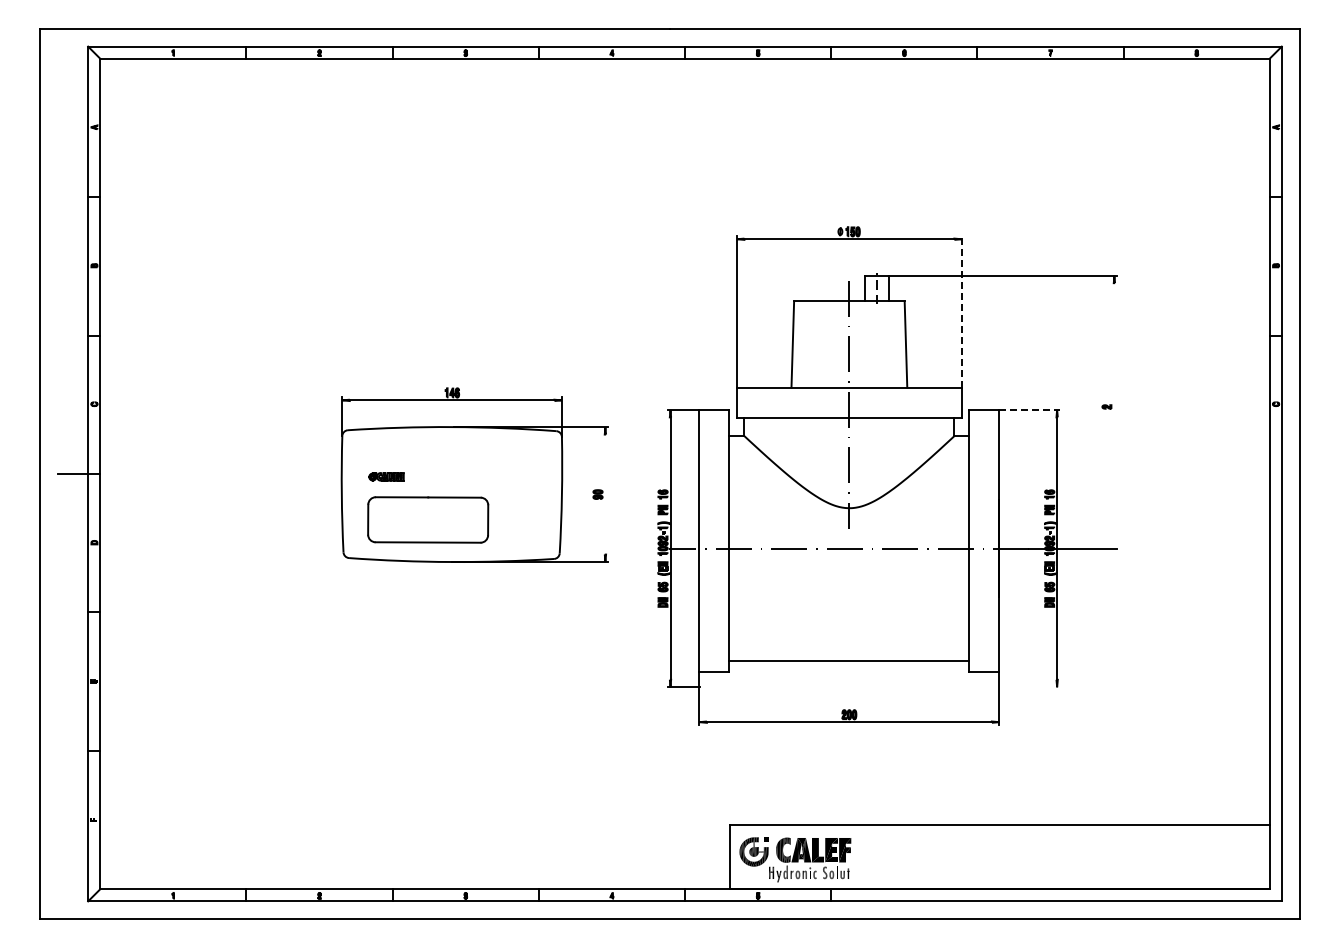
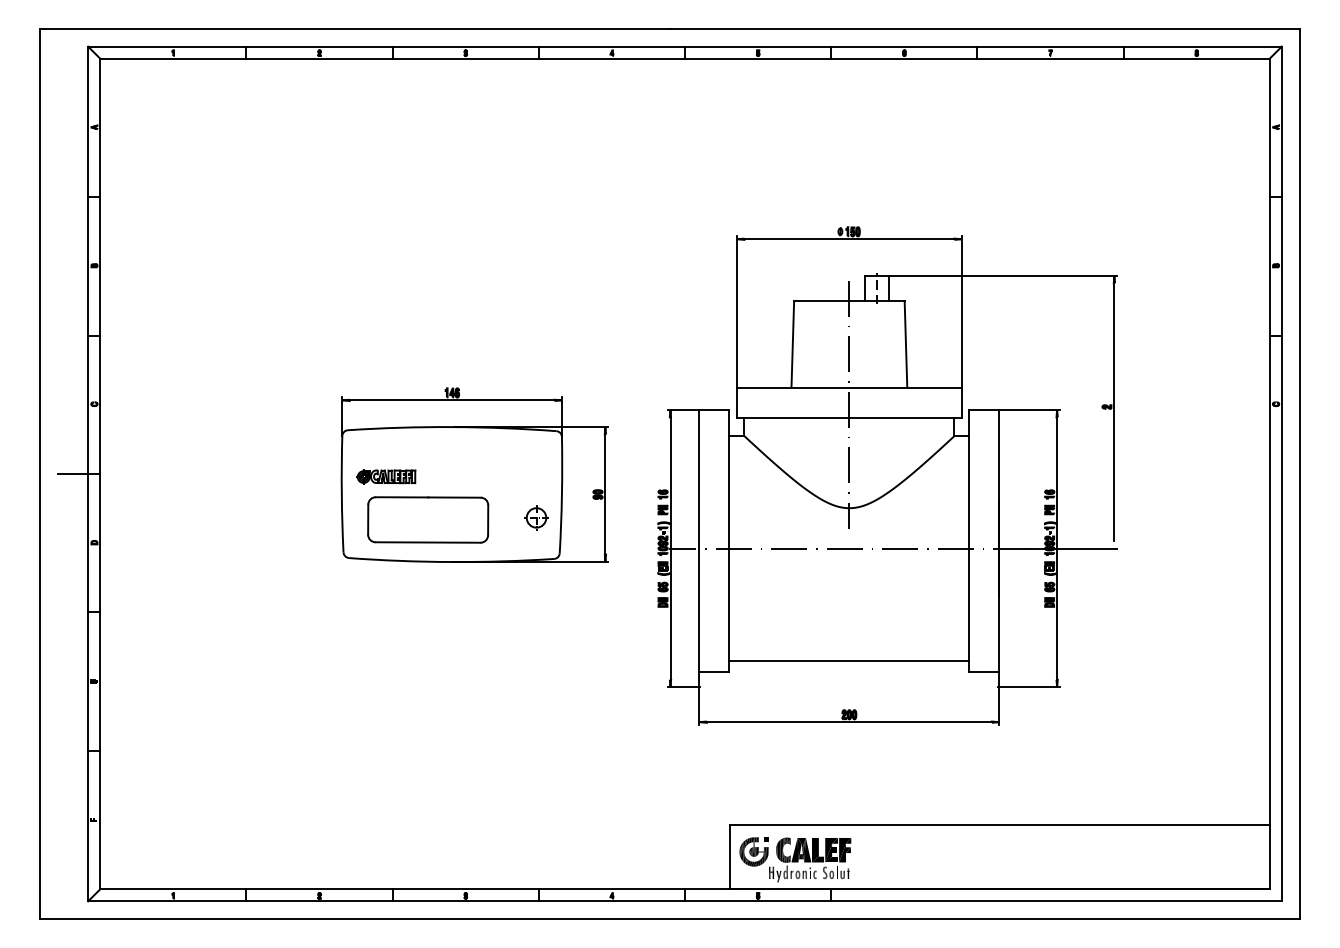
line: dashed -> solid (961, 311)
line: dashed -> solid (1030, 409)
line: none -> present (1114, 412)
part size: 37x10 px -> 61x16 px (386, 476)
line: none -> present (605, 494)
part: none -> present (536, 517)
line: none -> present (1029, 687)
